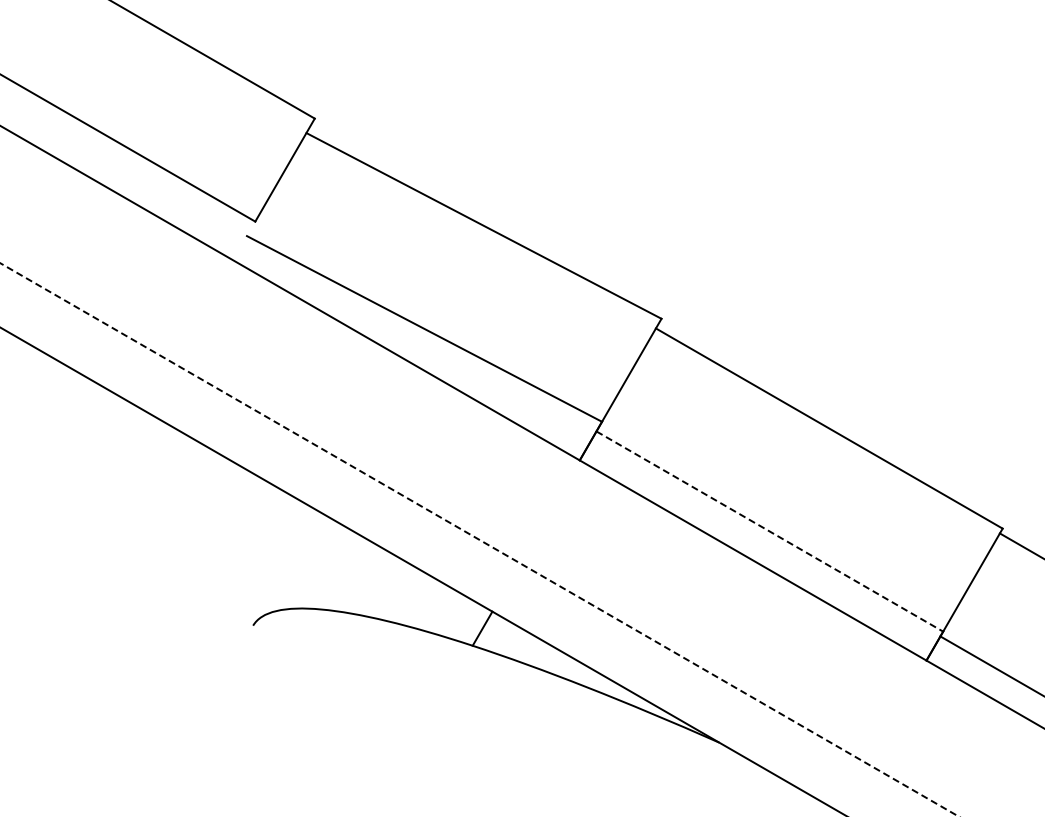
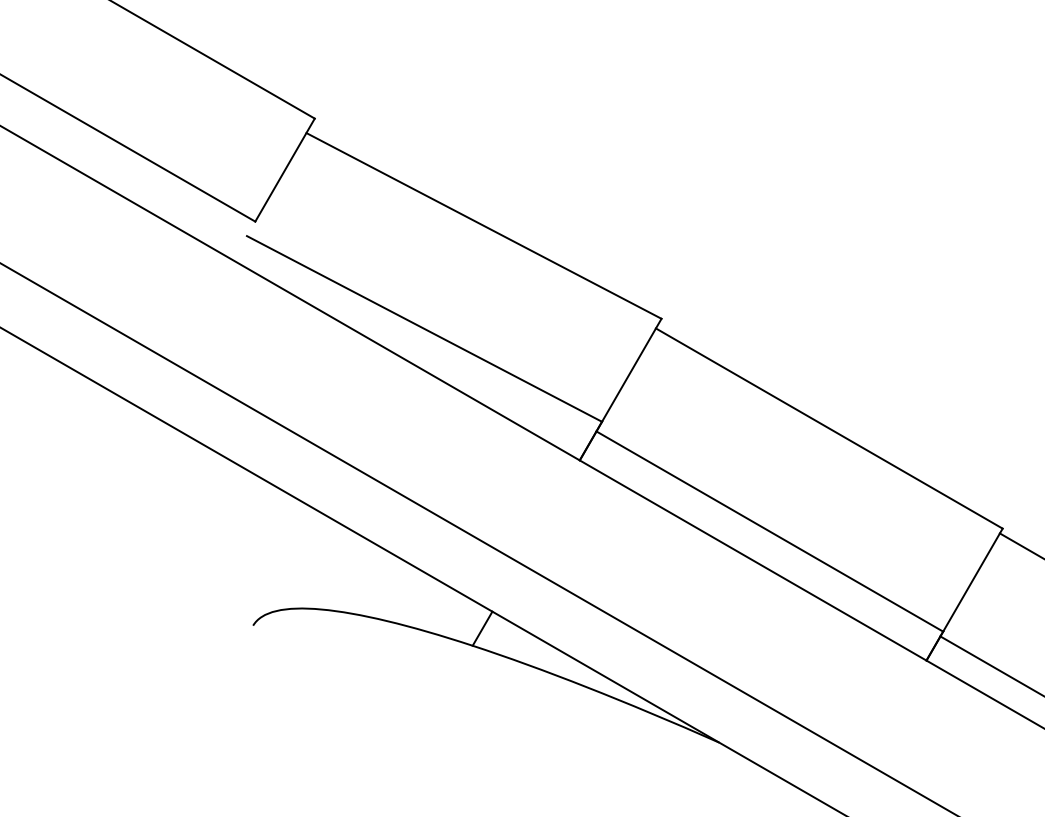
line: dashed -> solid (770, 531)
line: dashed -> solid (479, 539)
